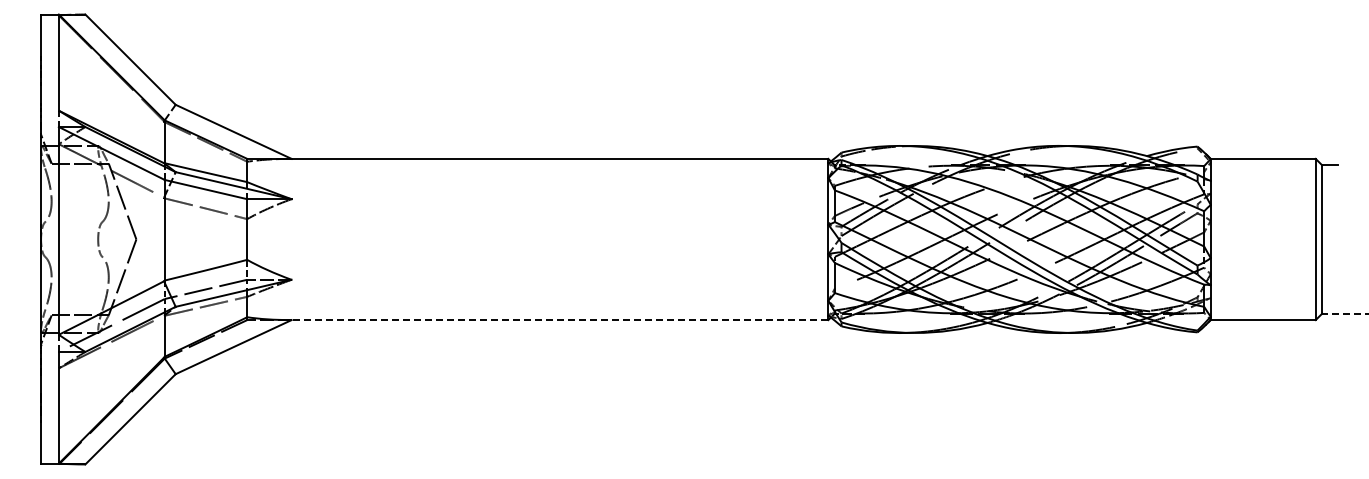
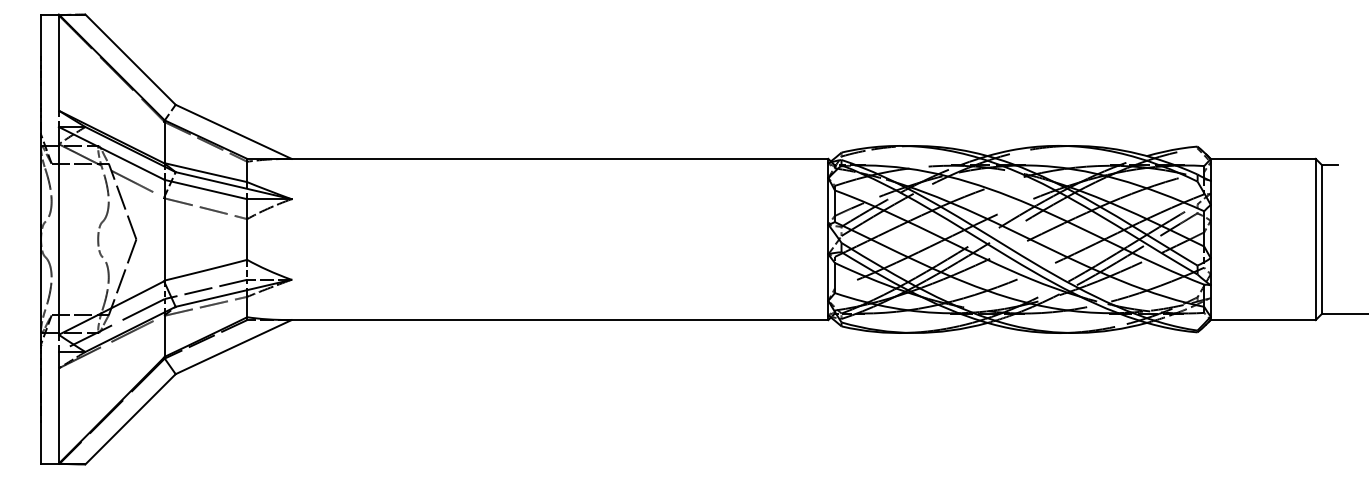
line: dashed -> solid (1344, 313)
line: dashed -> solid (559, 320)
